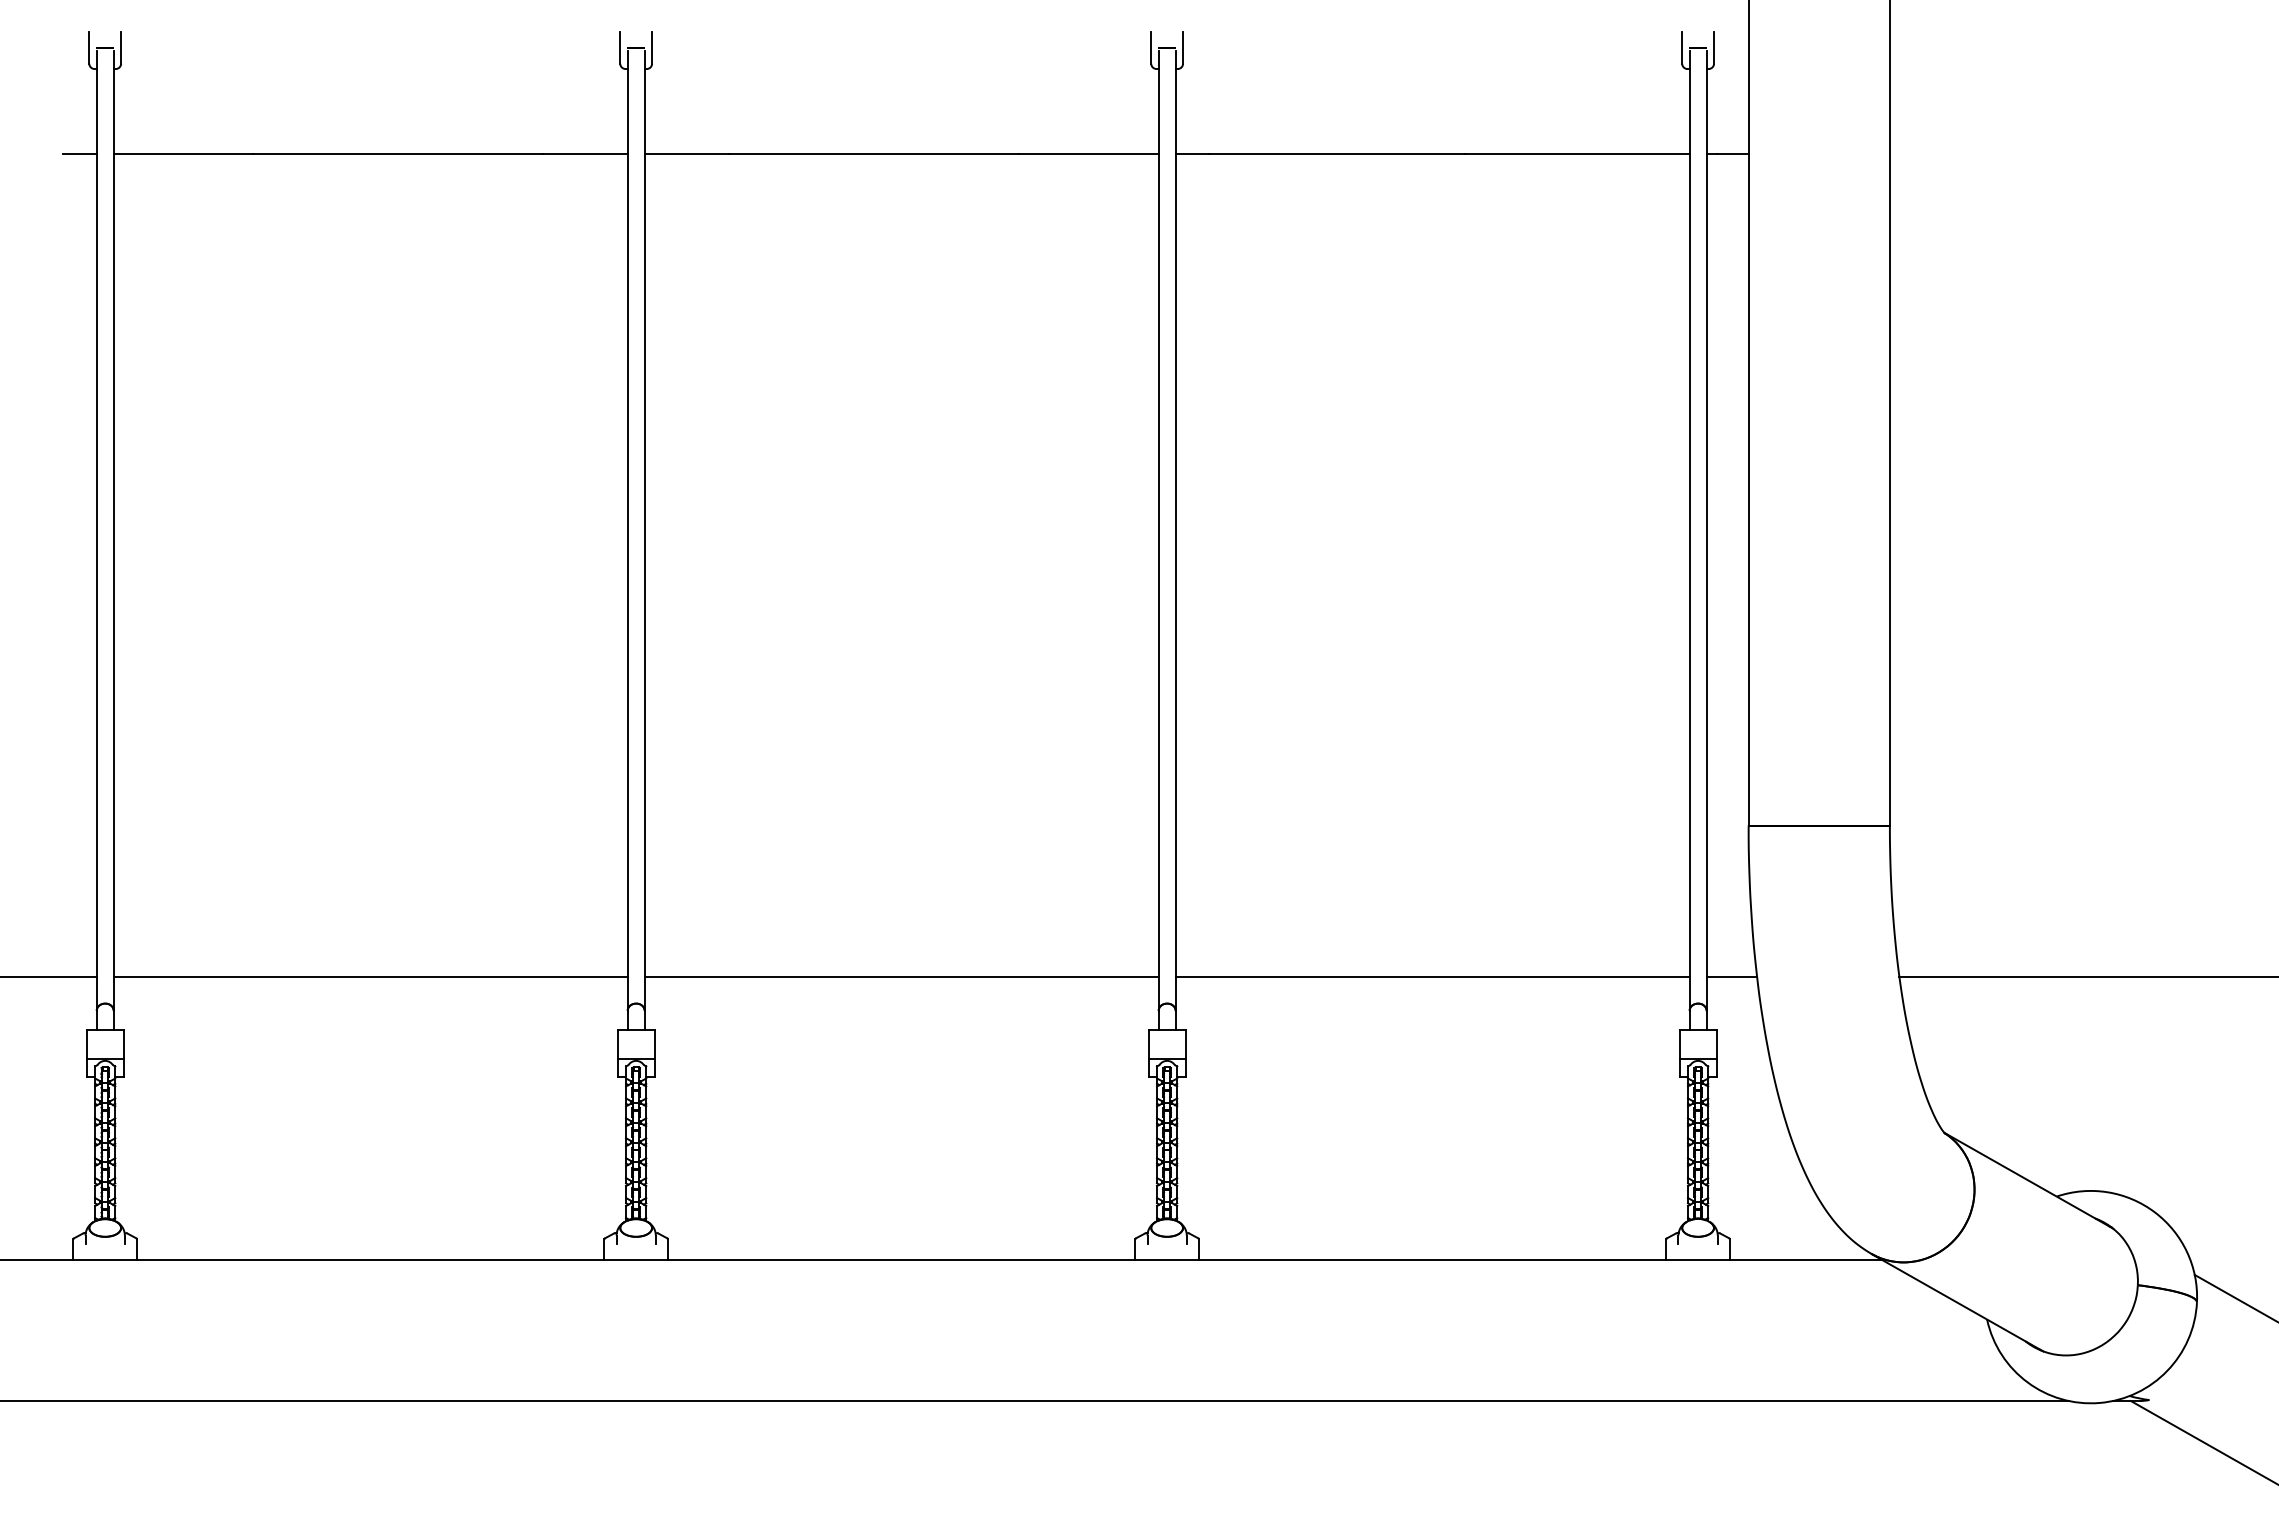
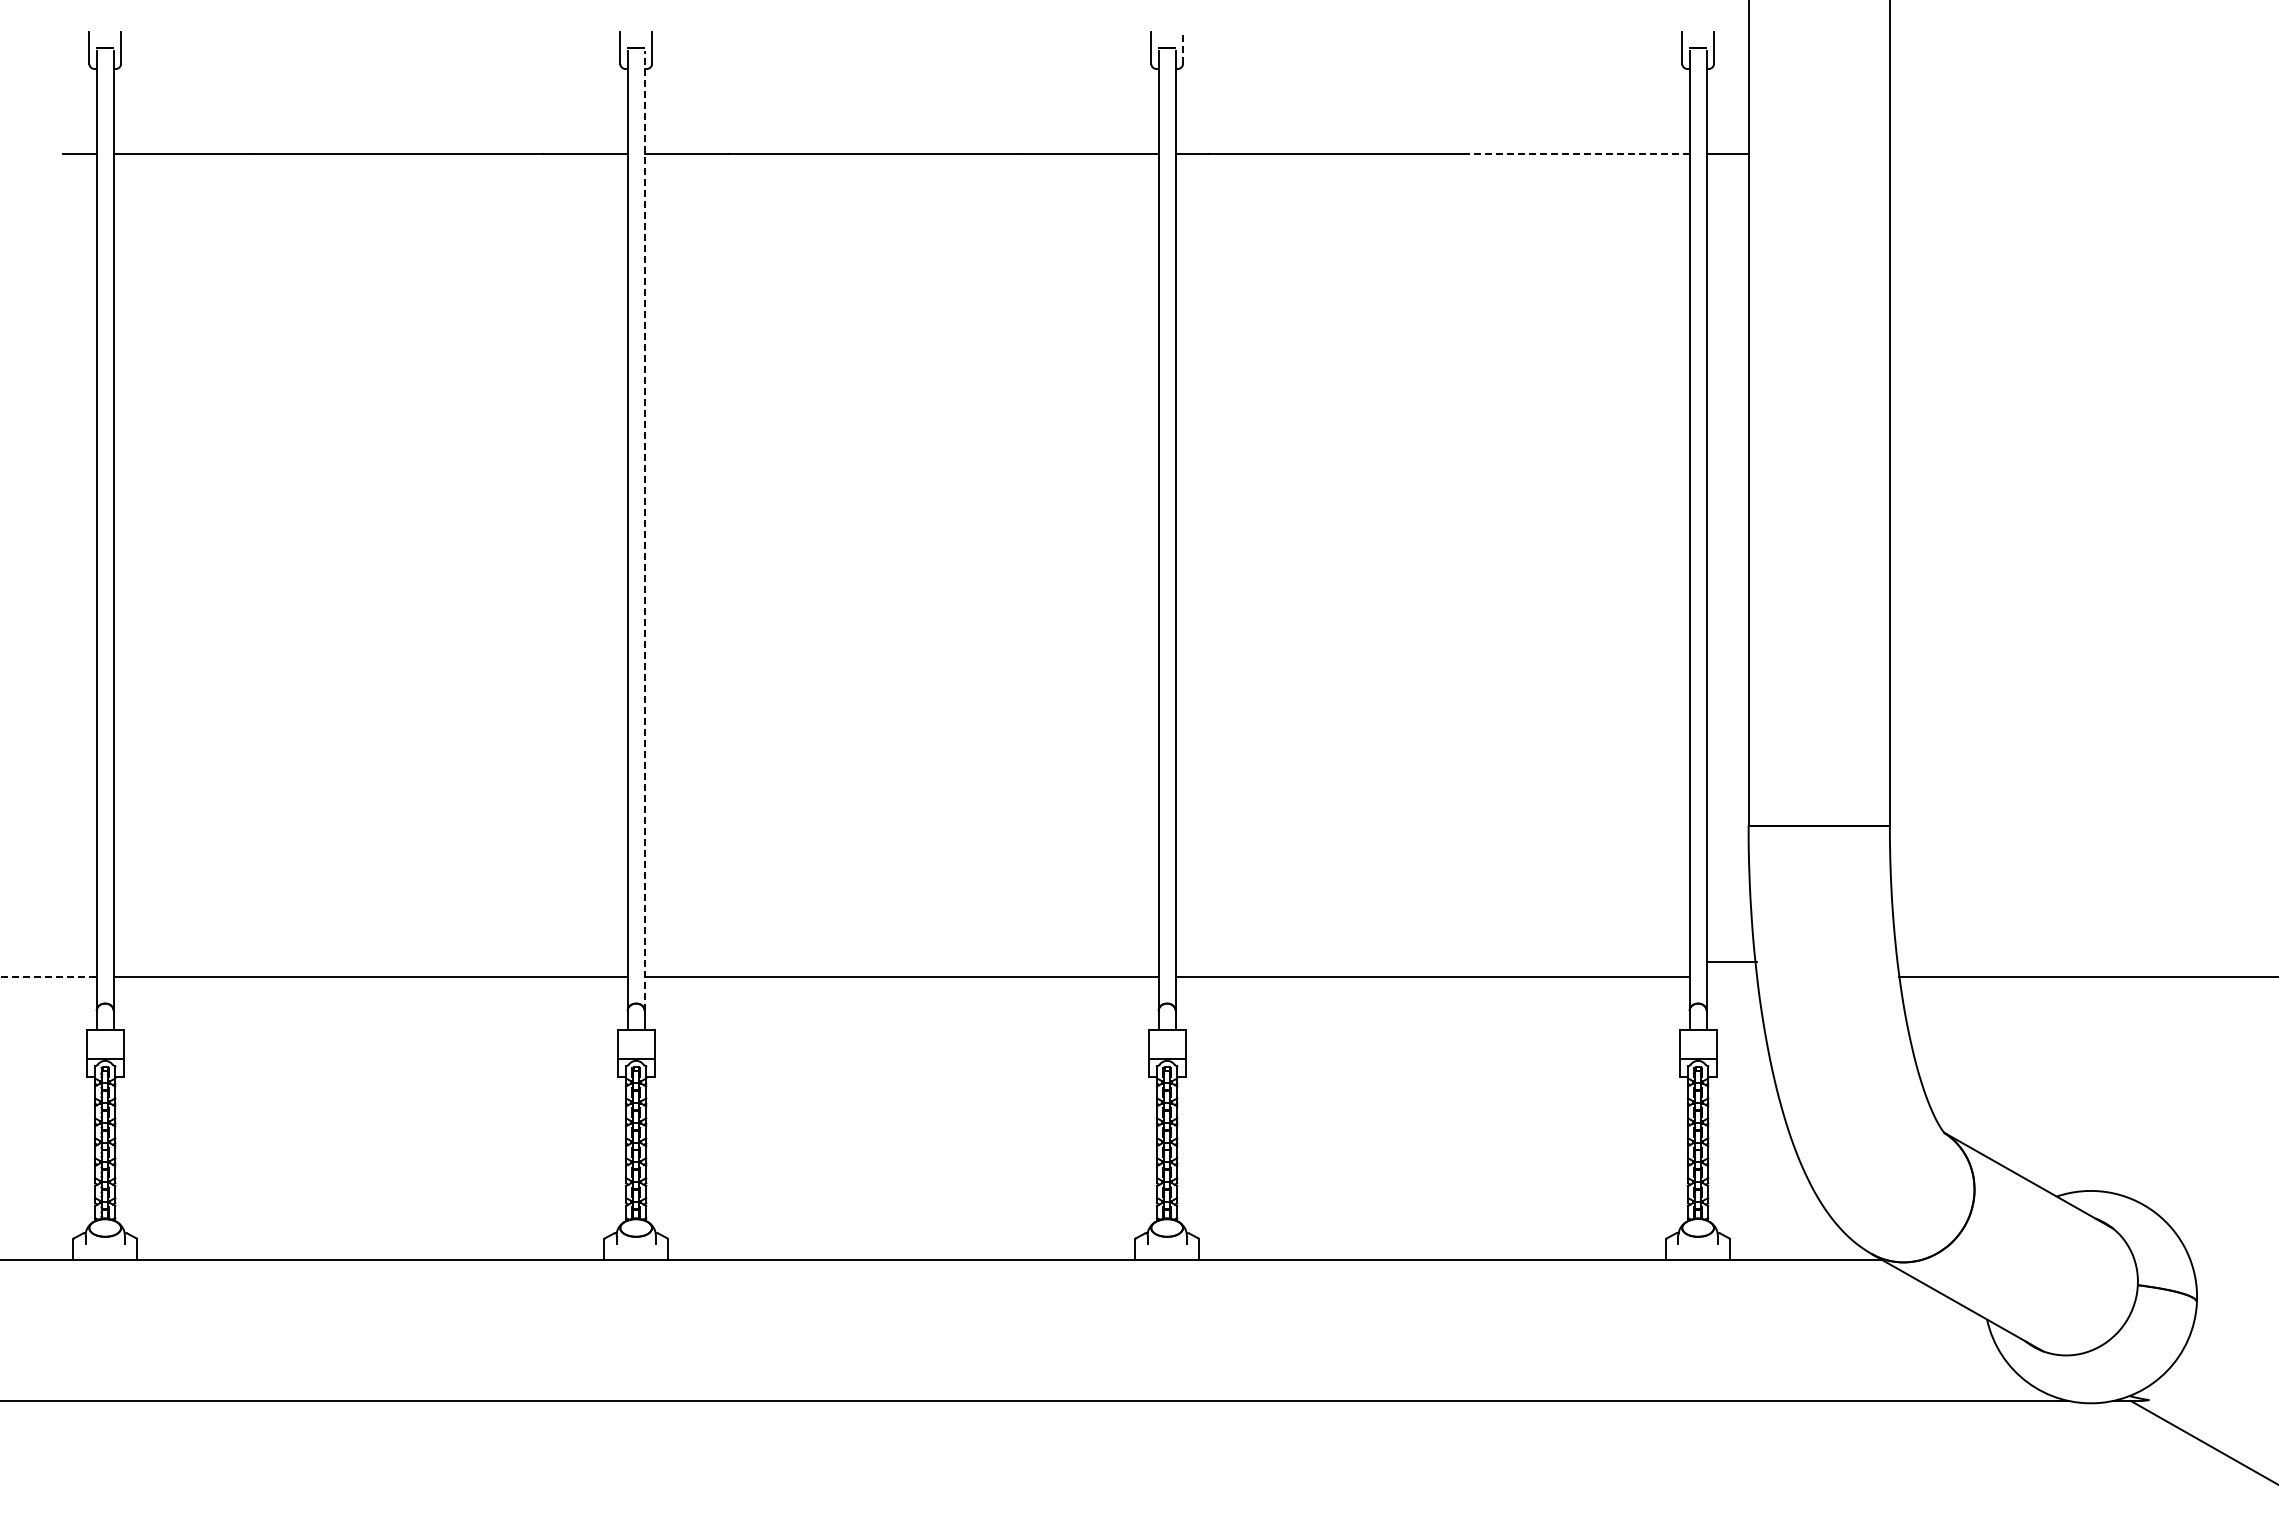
line: solid -> dashed (1183, 47)
line: solid -> dashed (1576, 153)
line: solid -> dashed (644, 530)
line: solid -> dashed (48, 976)
line position: (1731, 976) -> (1731, 961) (1731, 961)
line: present -> none (2234, 1297)
